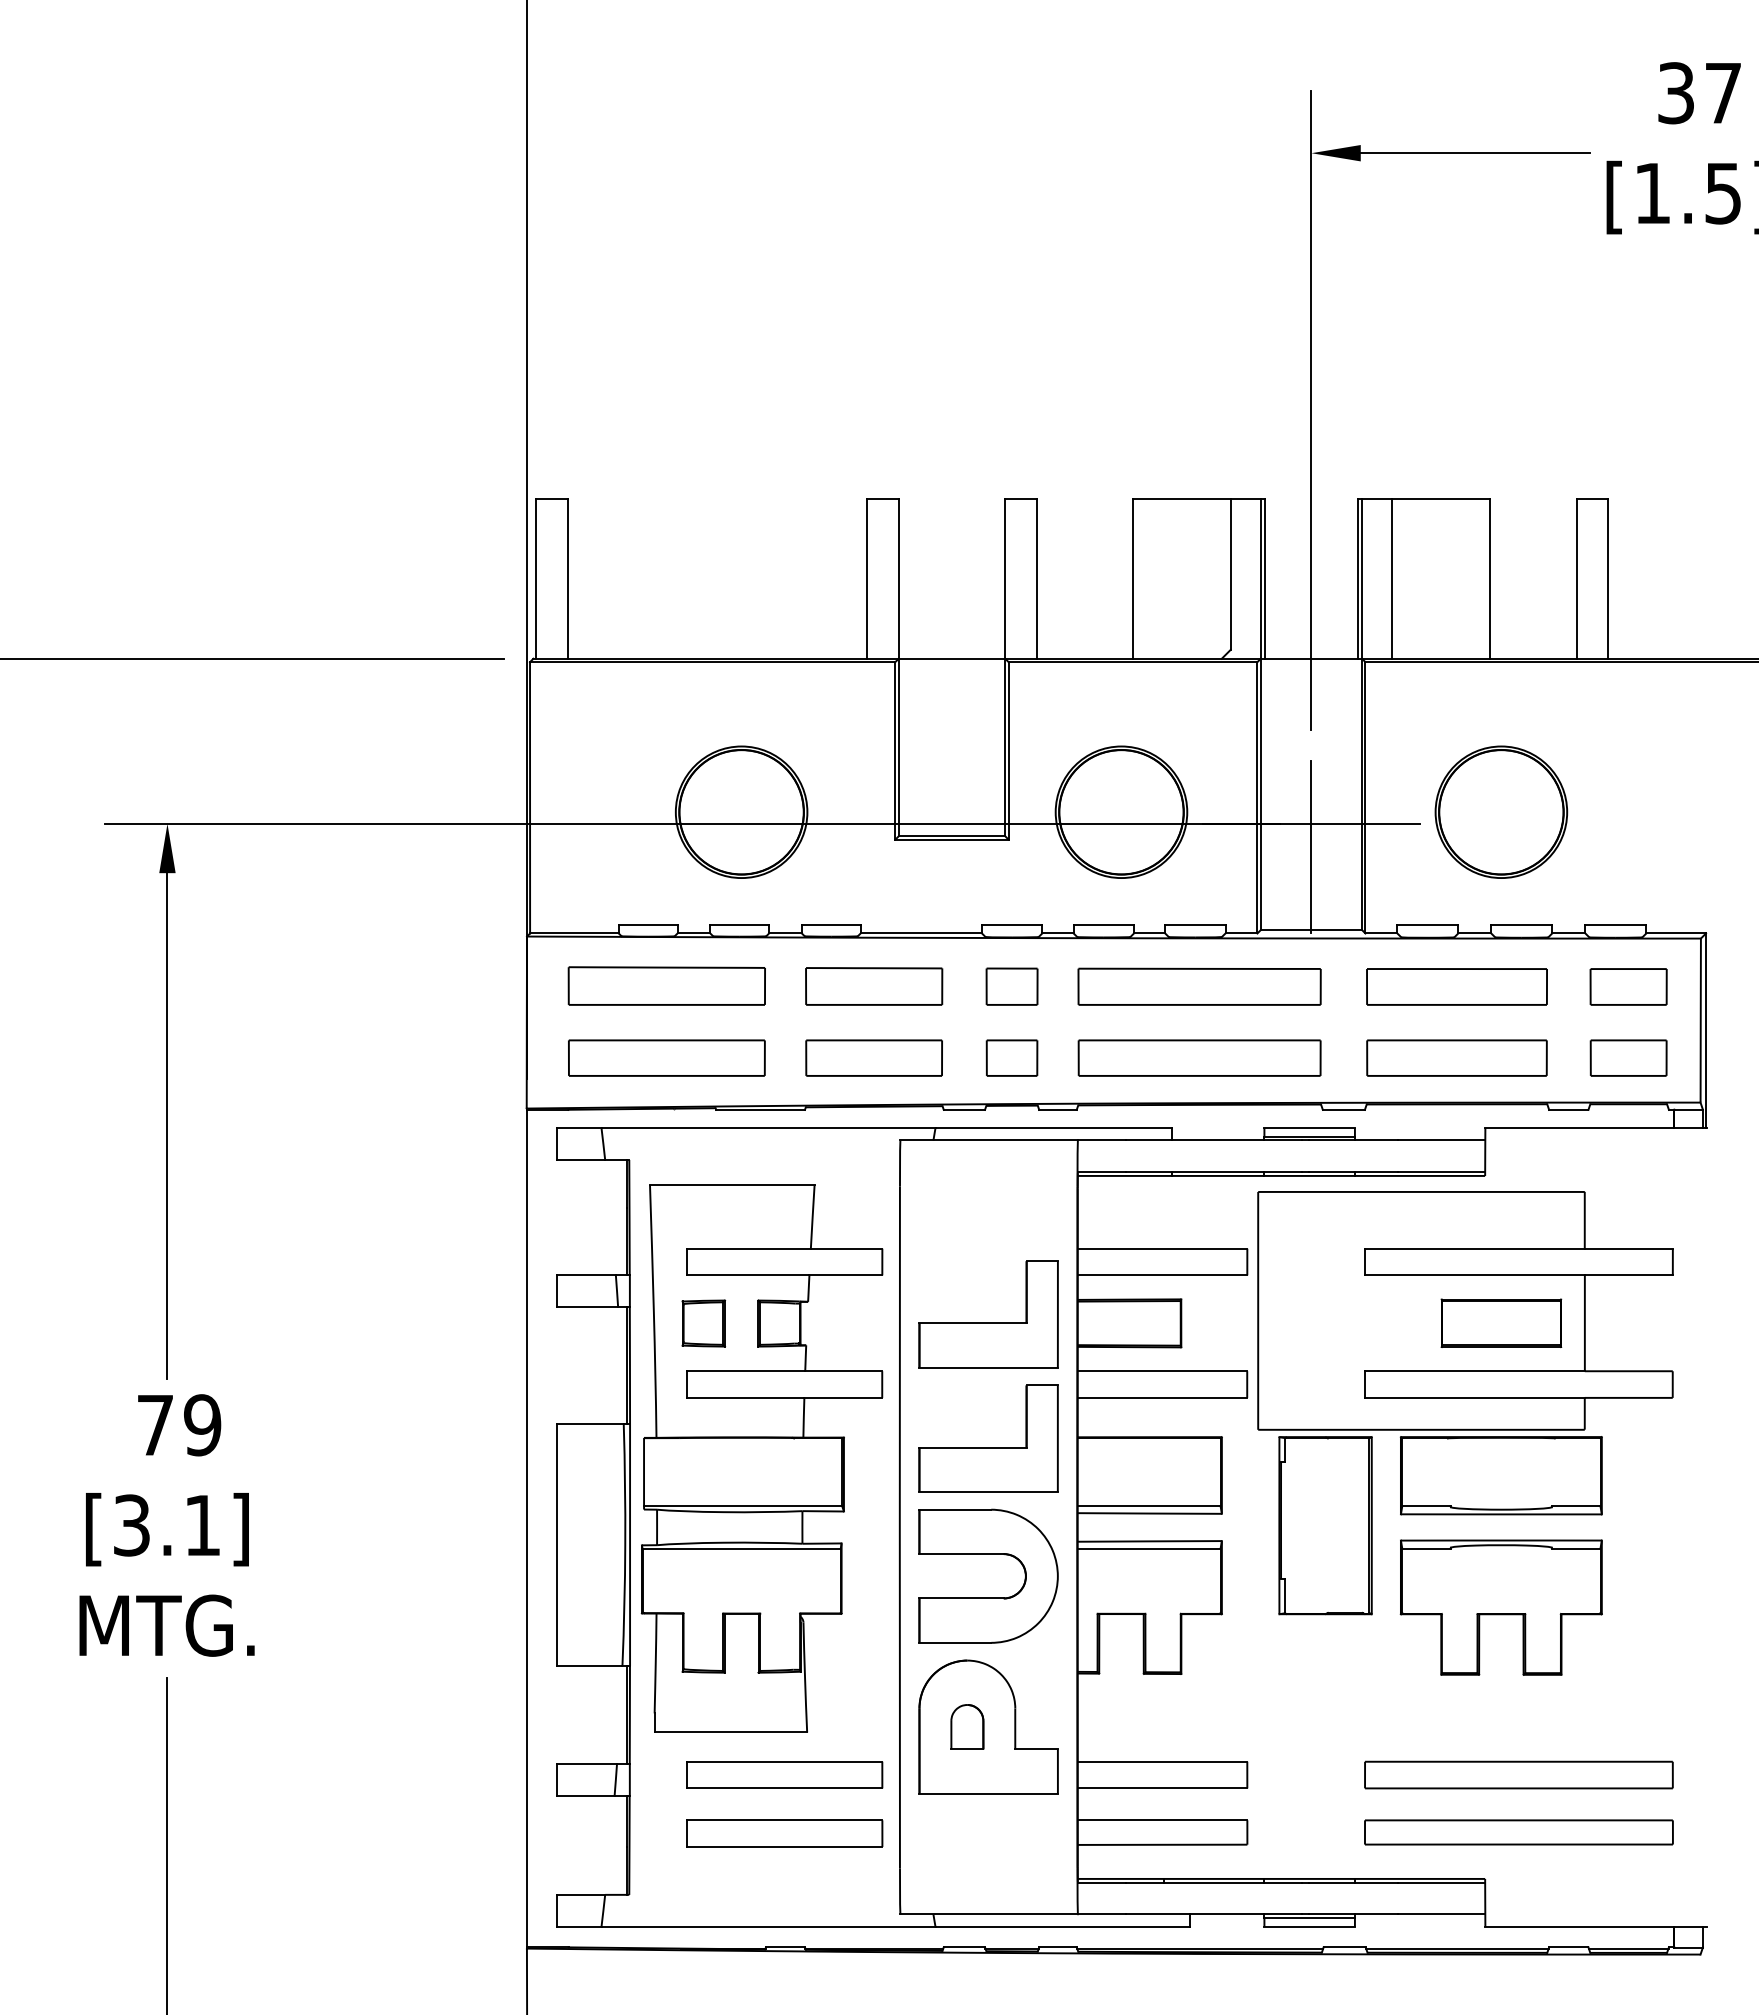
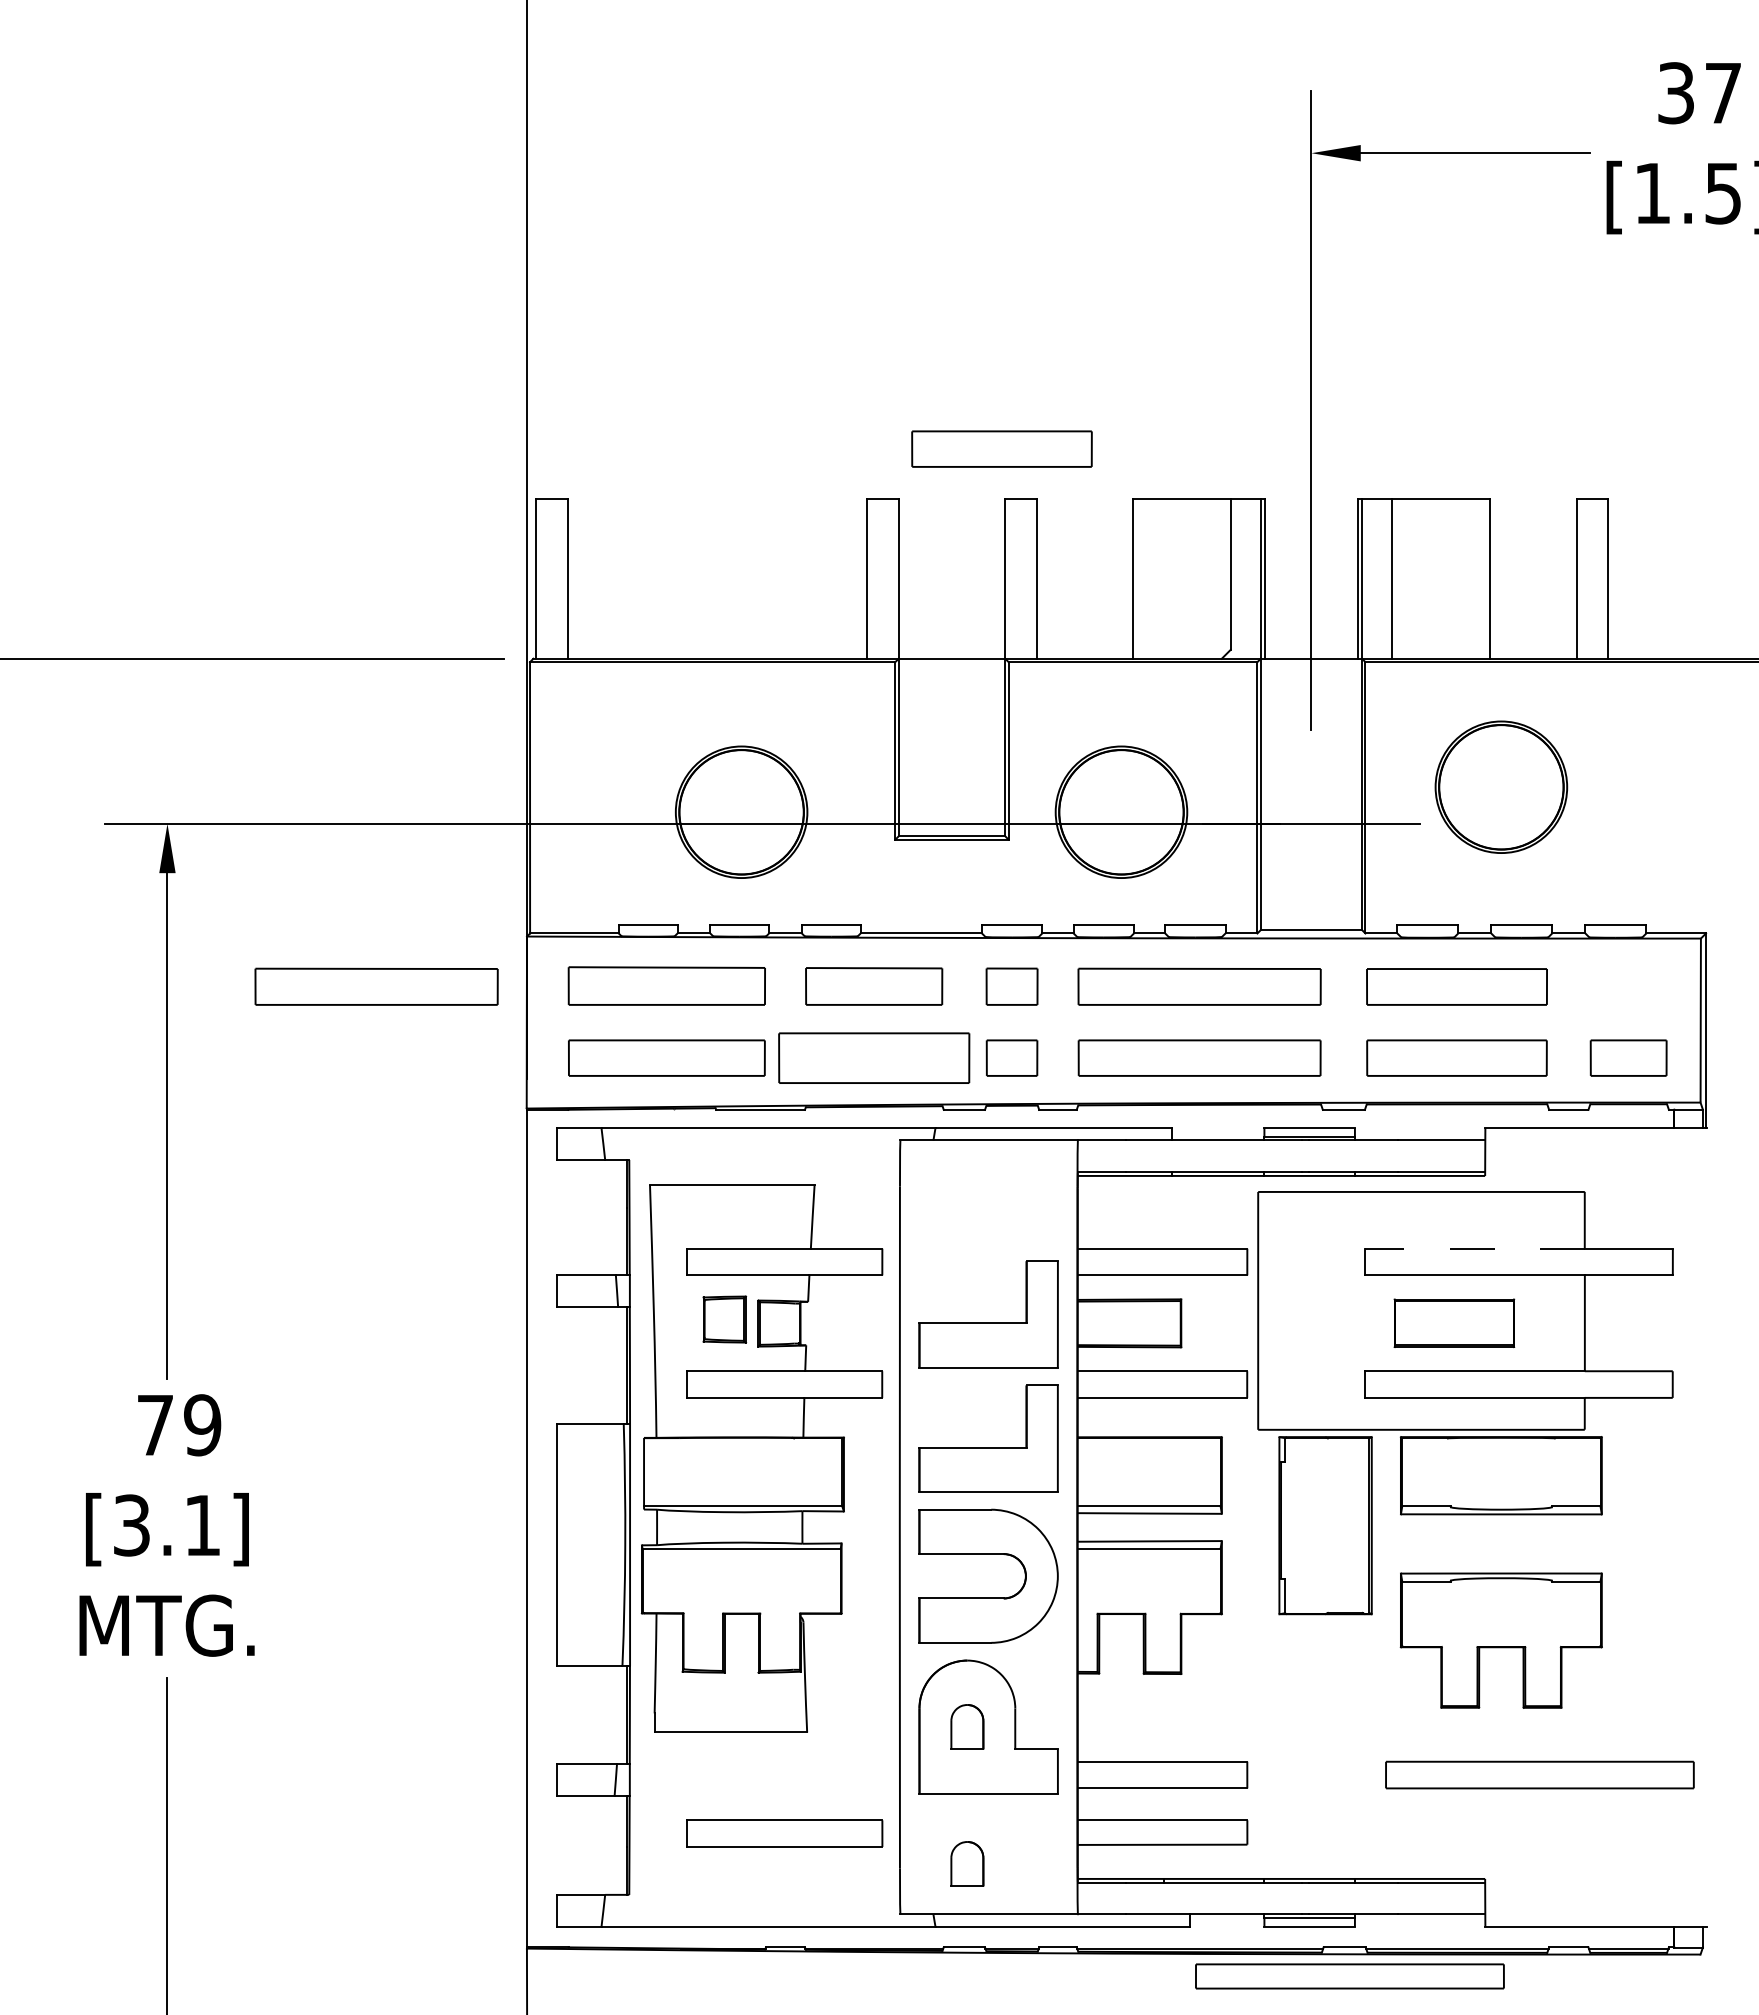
part: none -> present (1001, 448)
part position: (1501, 811) -> (1501, 786) (1501, 786)
line: present -> none (1311, 846)
part: none -> present (376, 986)
part: present -> none (1628, 986)
part size: 138x38 px -> 193x52 px (874, 1057)
line: solid -> dashed (1474, 1248)
part position: (703, 1323) -> (724, 1319) (724, 1319)
part position: (1501, 1323) -> (1454, 1323) (1454, 1323)
part position: (1500, 1607) -> (1500, 1640) (1500, 1640)
part: present -> none (784, 1774)
part position: (1518, 1774) -> (1539, 1774) (1539, 1774)
part position: (1518, 1832) -> (1349, 1976) (1349, 1976)
part: none -> present (967, 1863)
